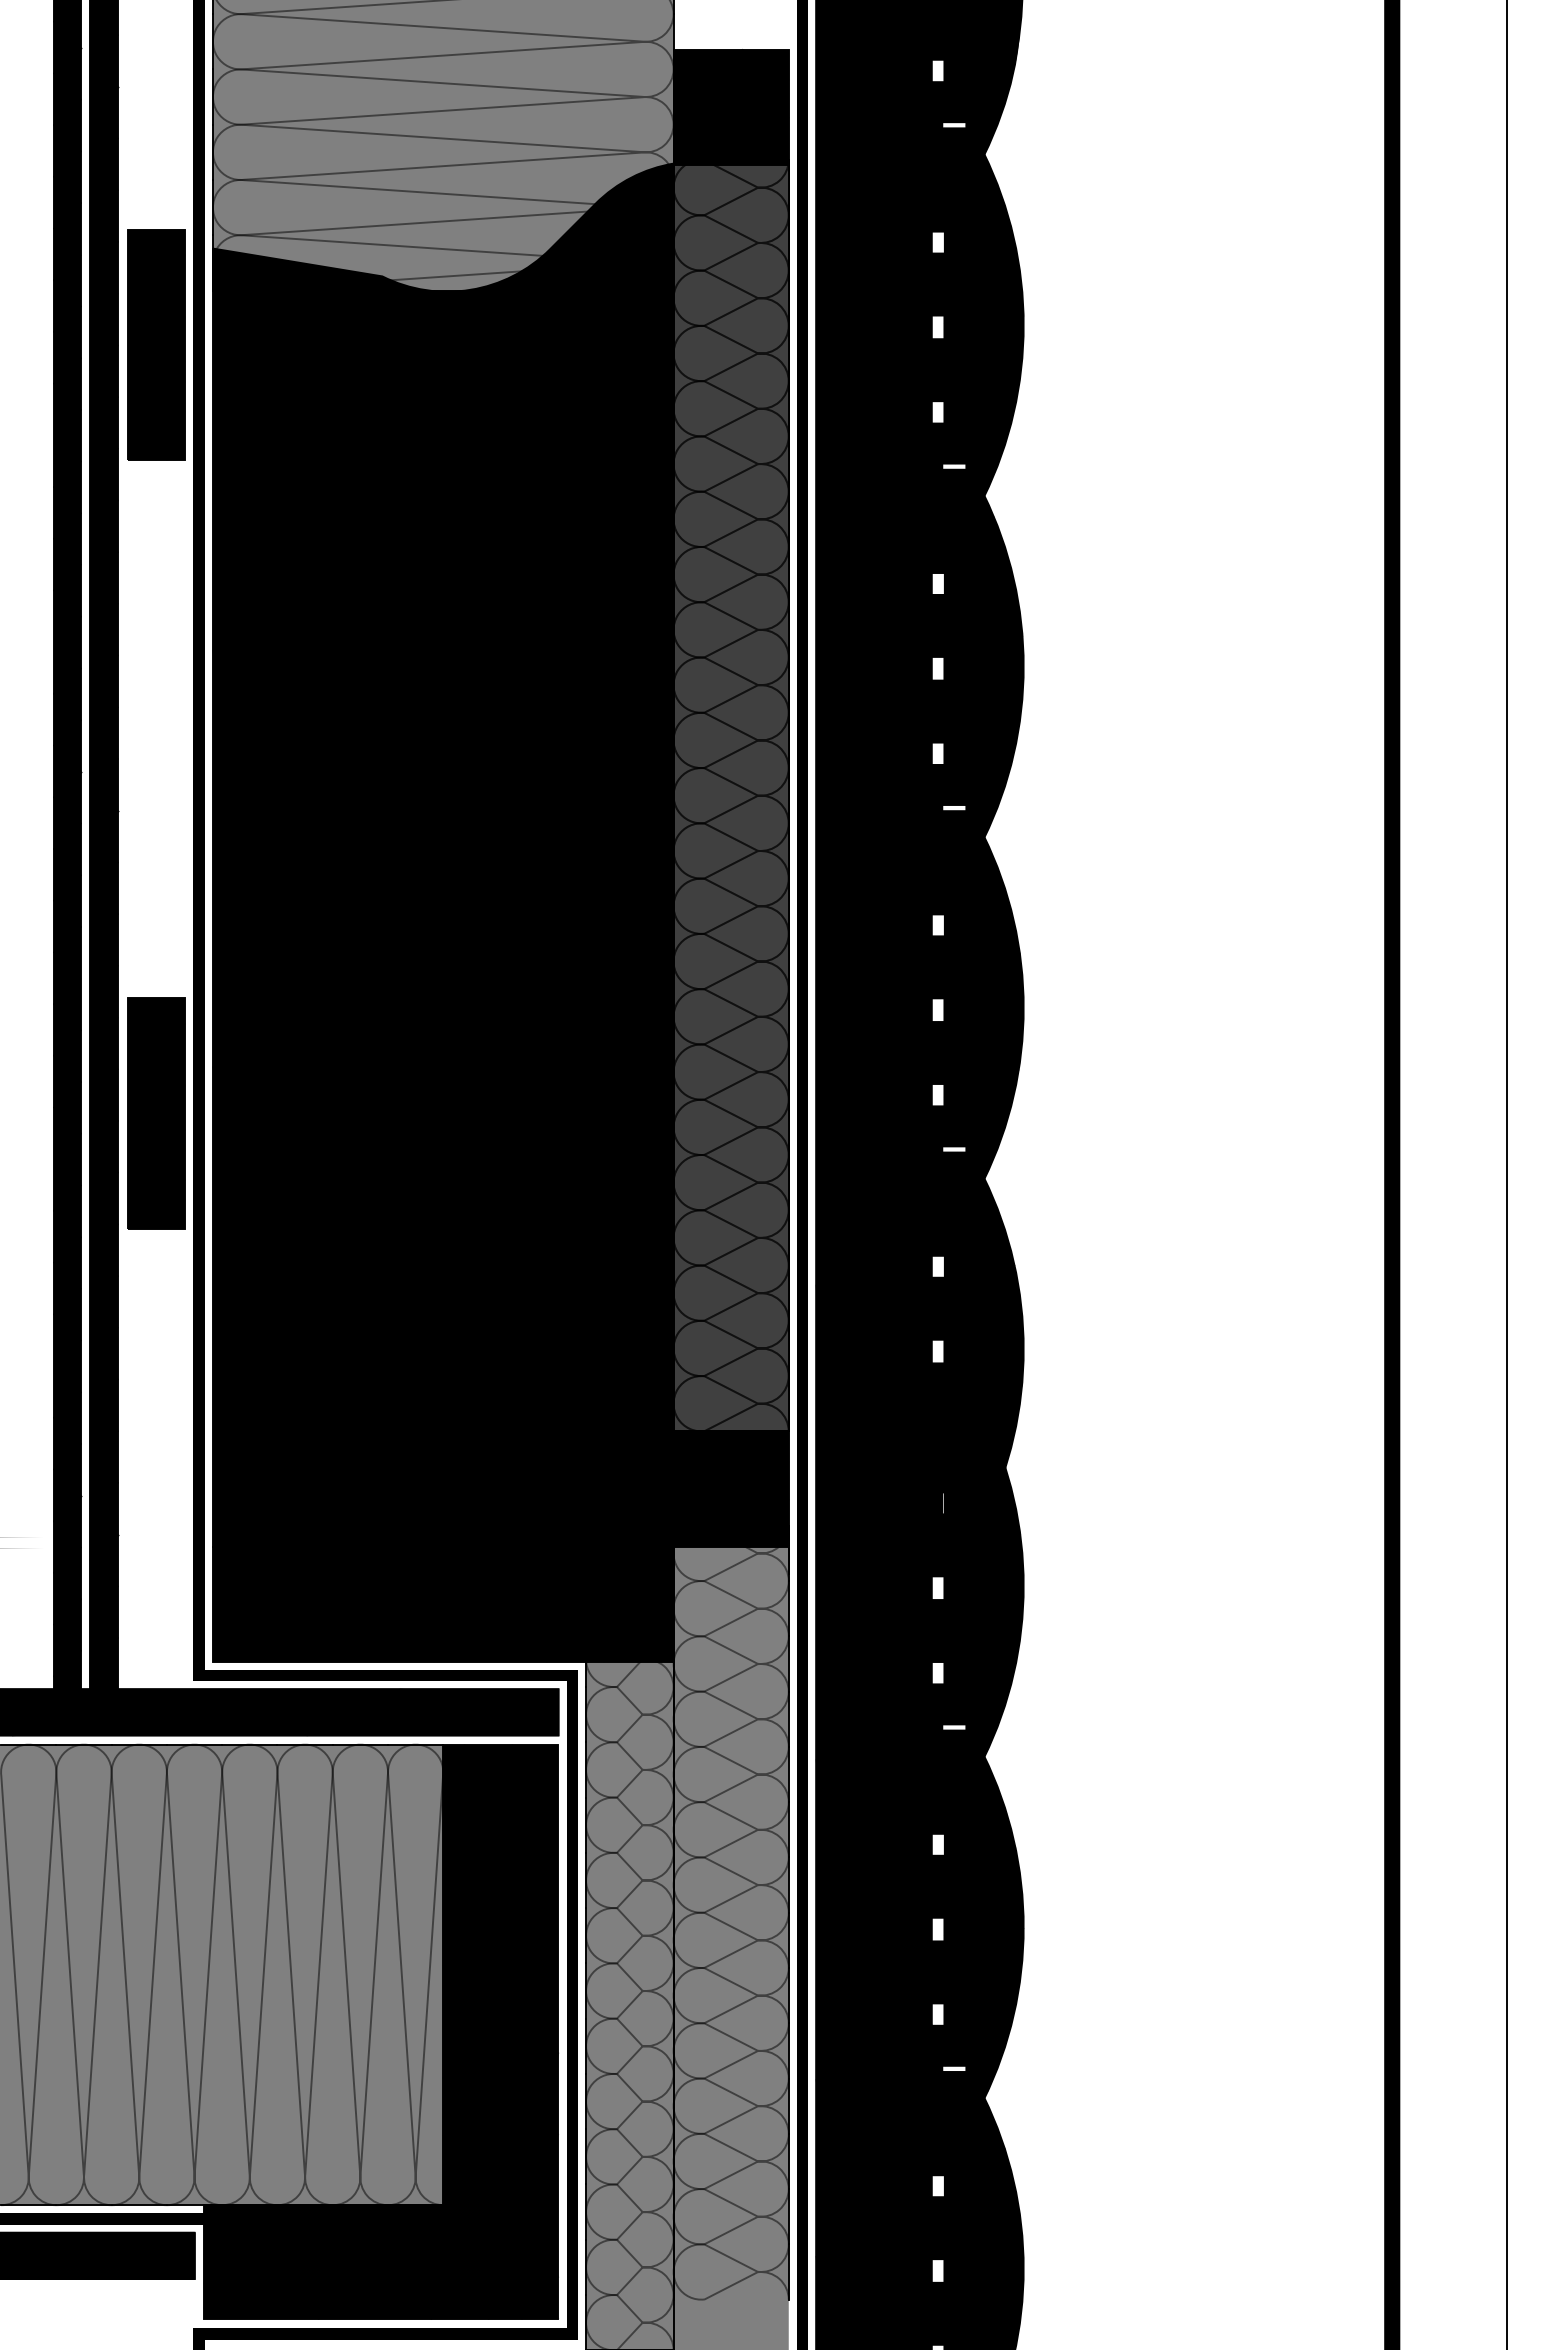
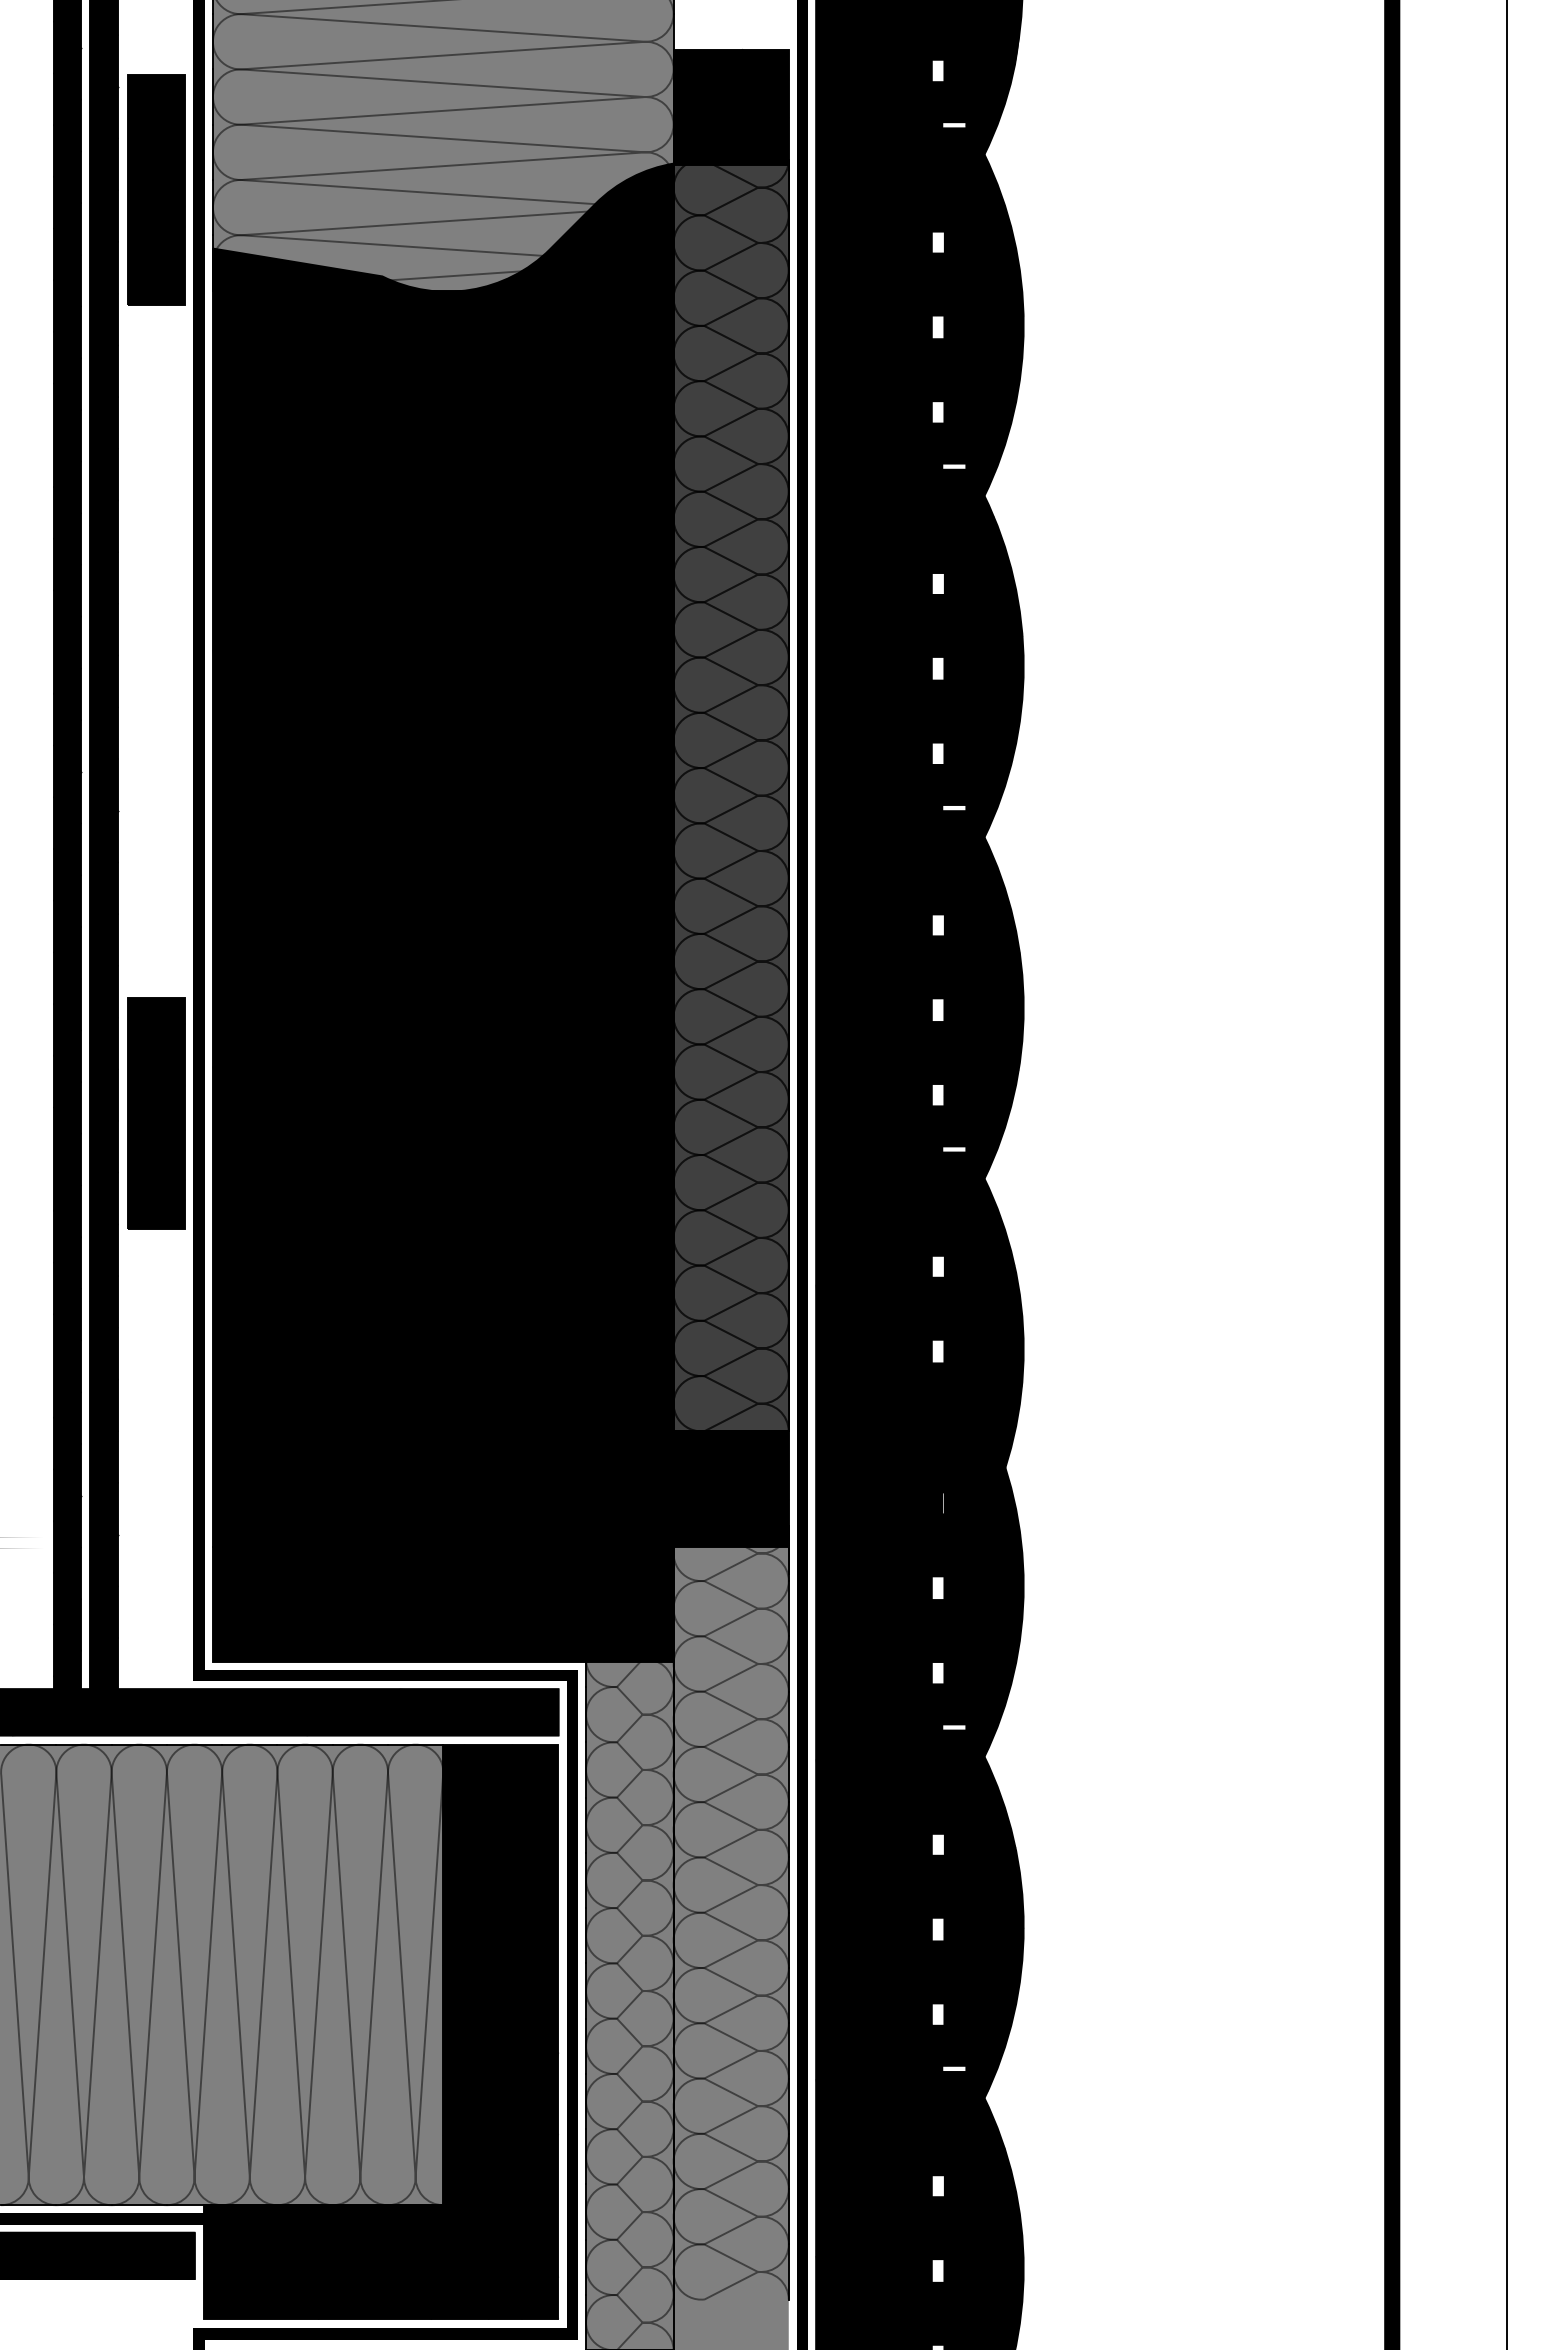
part position: (156, 344) -> (156, 189) (156, 189)
